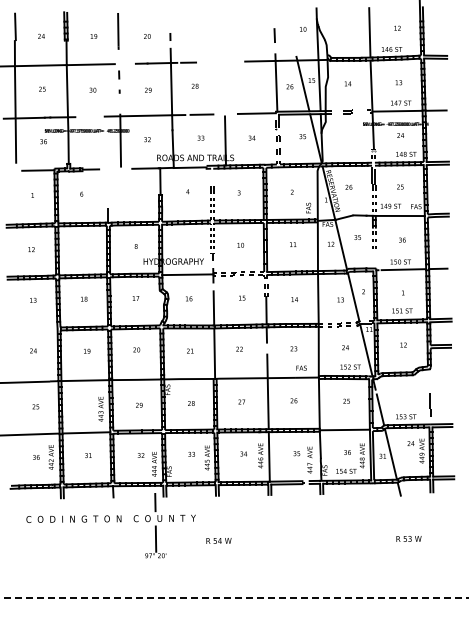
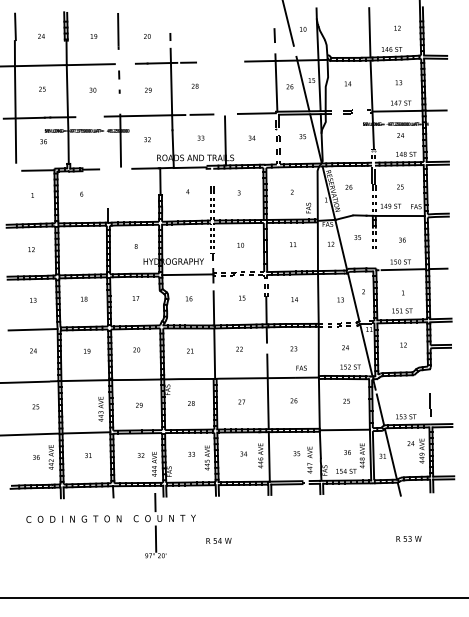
line: none -> present (288, 23)
line: none -> present (32, 329)
line: dashed -> solid (234, 598)
